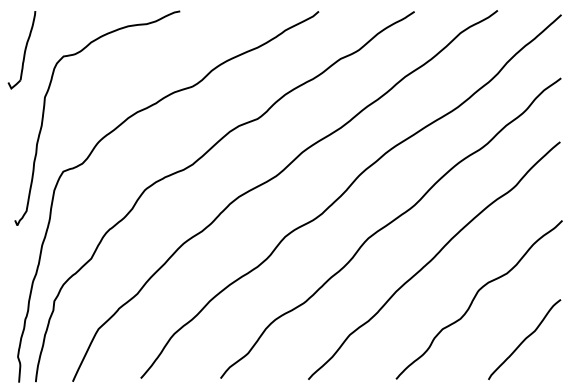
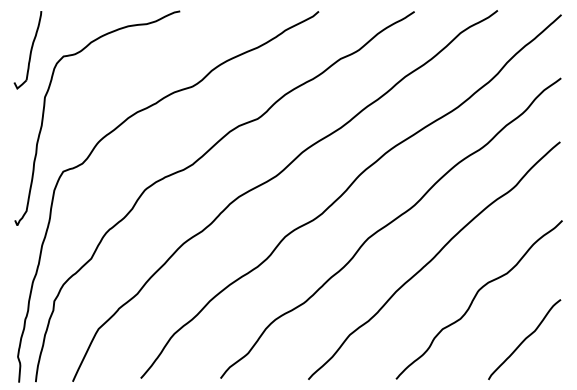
part position: (21, 50) -> (27, 50) (27, 50)
